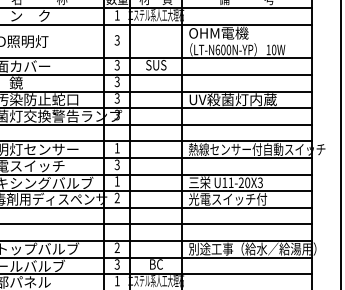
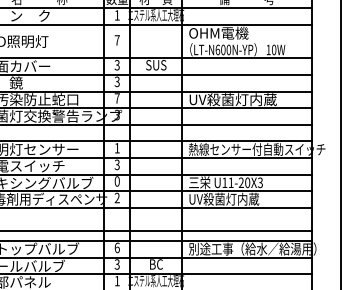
text: 3 -> 7 (116, 40)
text: 3 -> 7 (116, 98)
text: 1 -> 0 (116, 181)
text: 光電スイッチ付 -> UV殺菌灯内蔵 (228, 198)
line position: (156, 224) -> (156, 231) (156, 231)
text: 2 -> 6 (116, 247)
